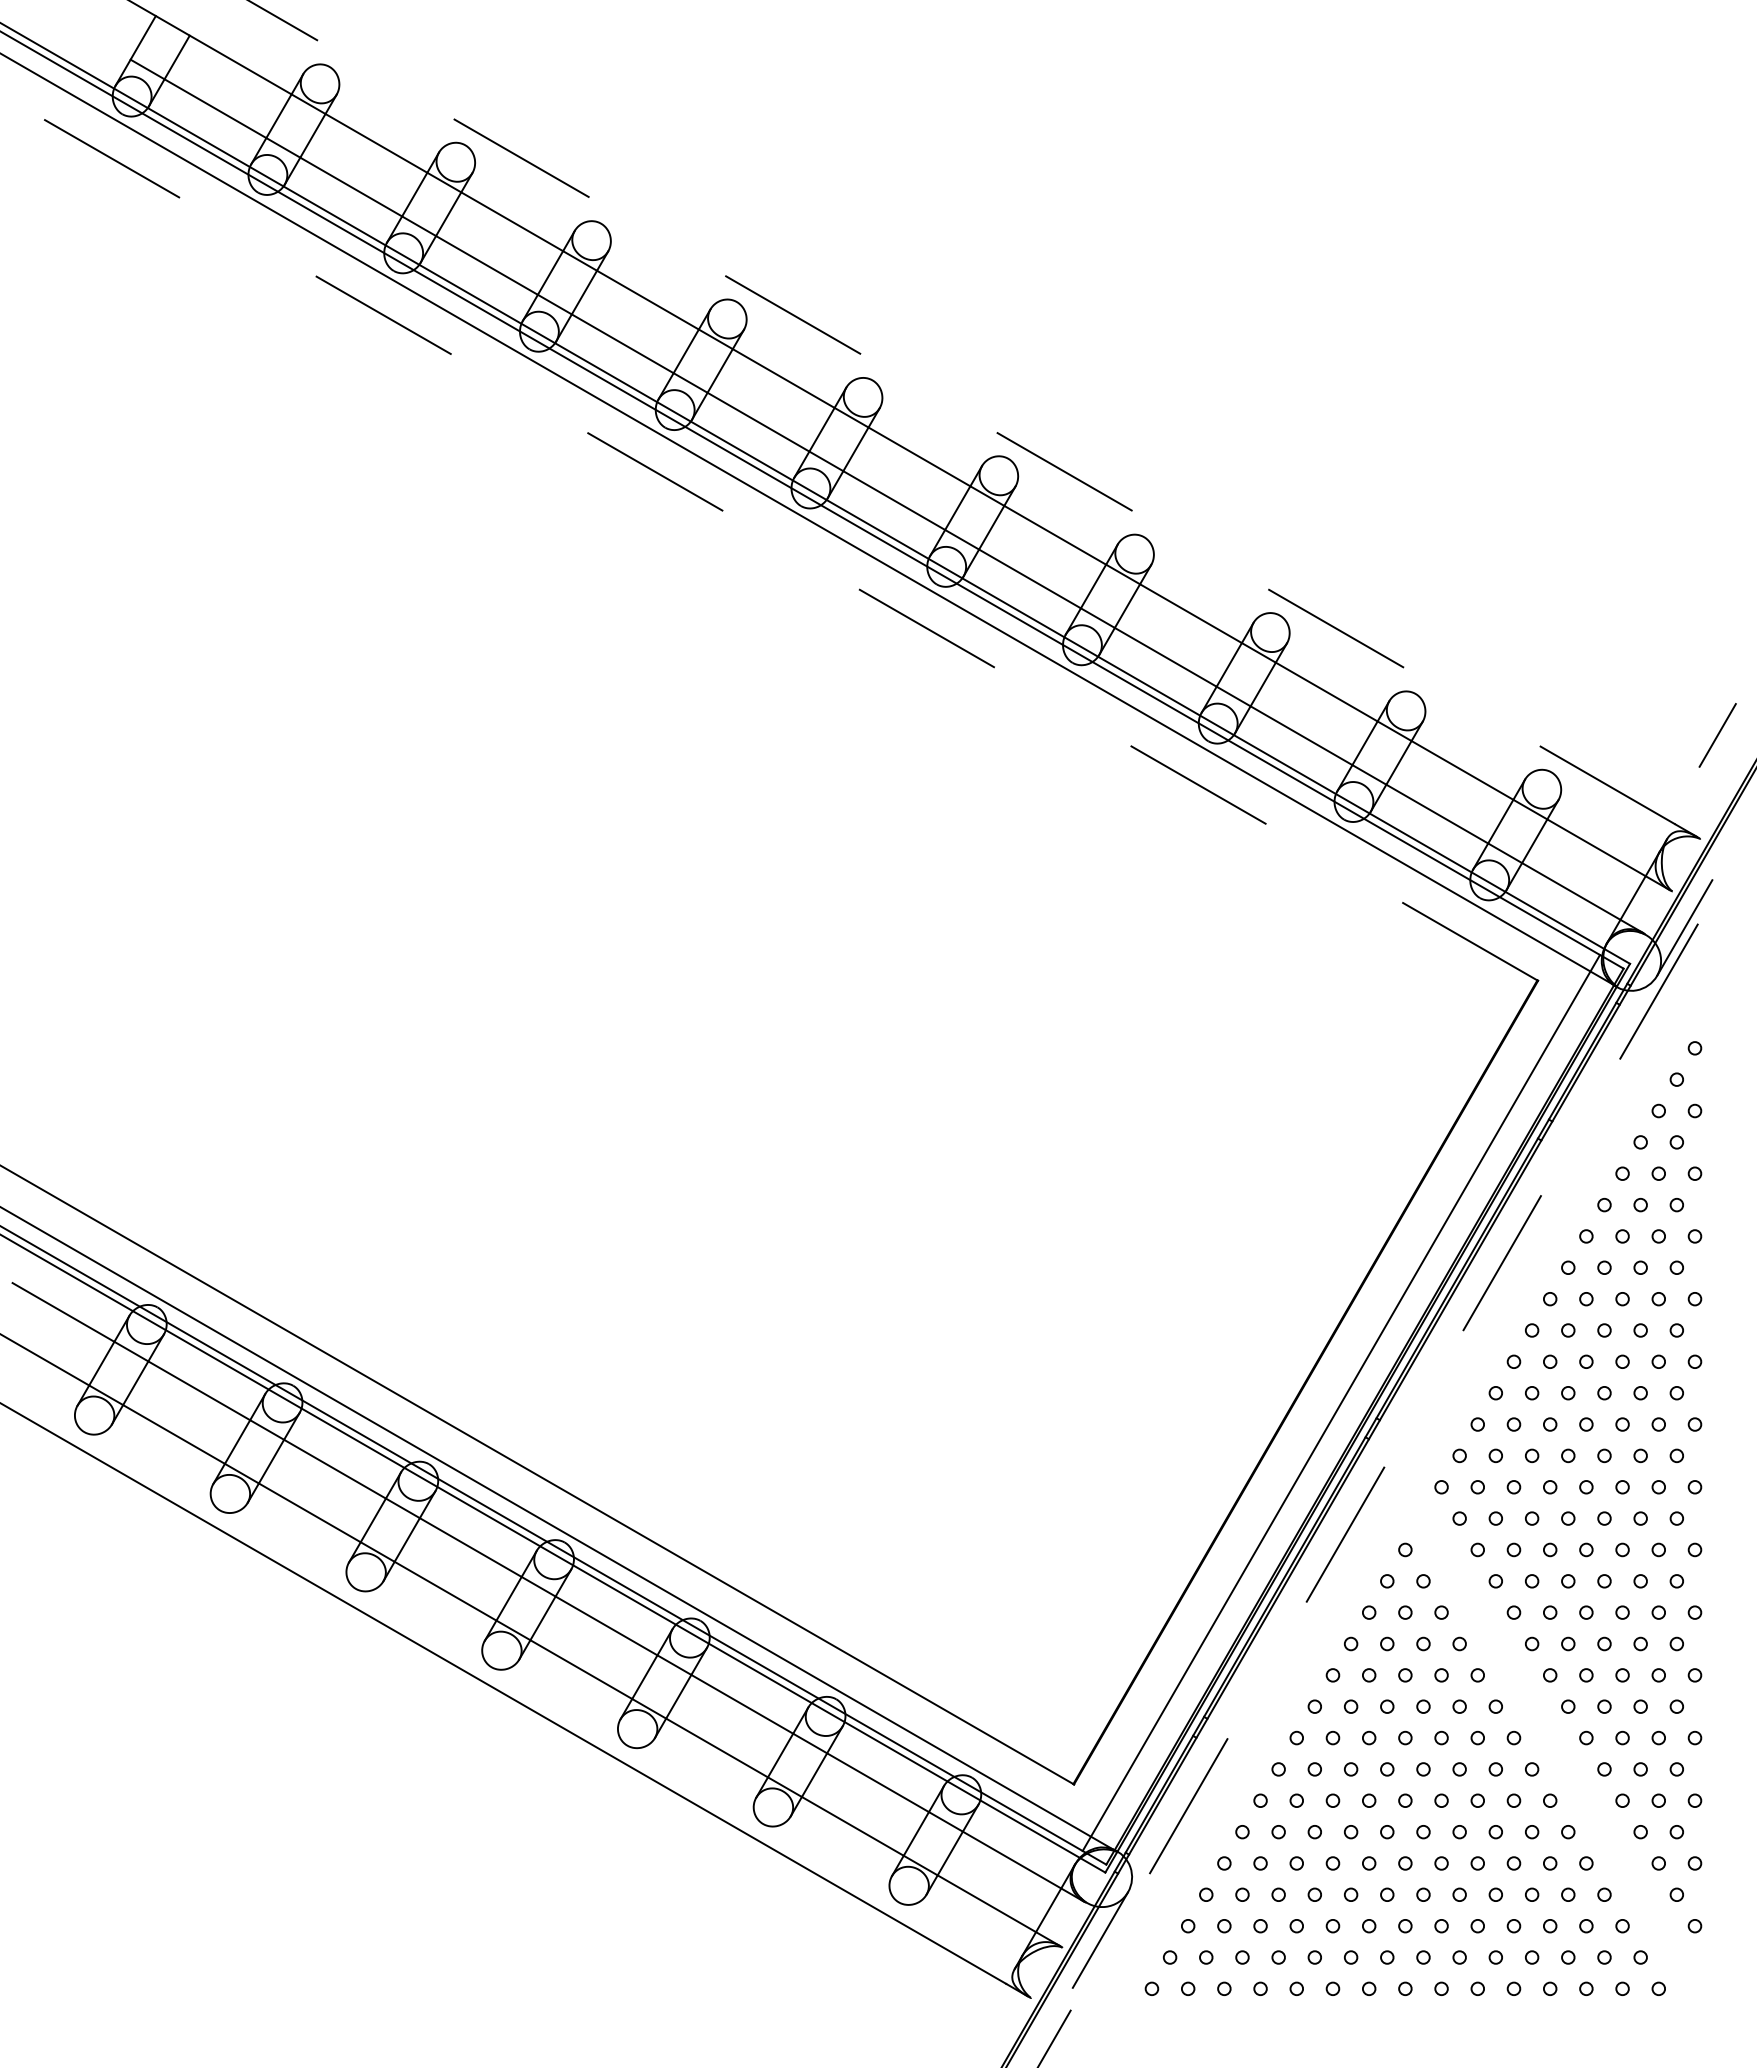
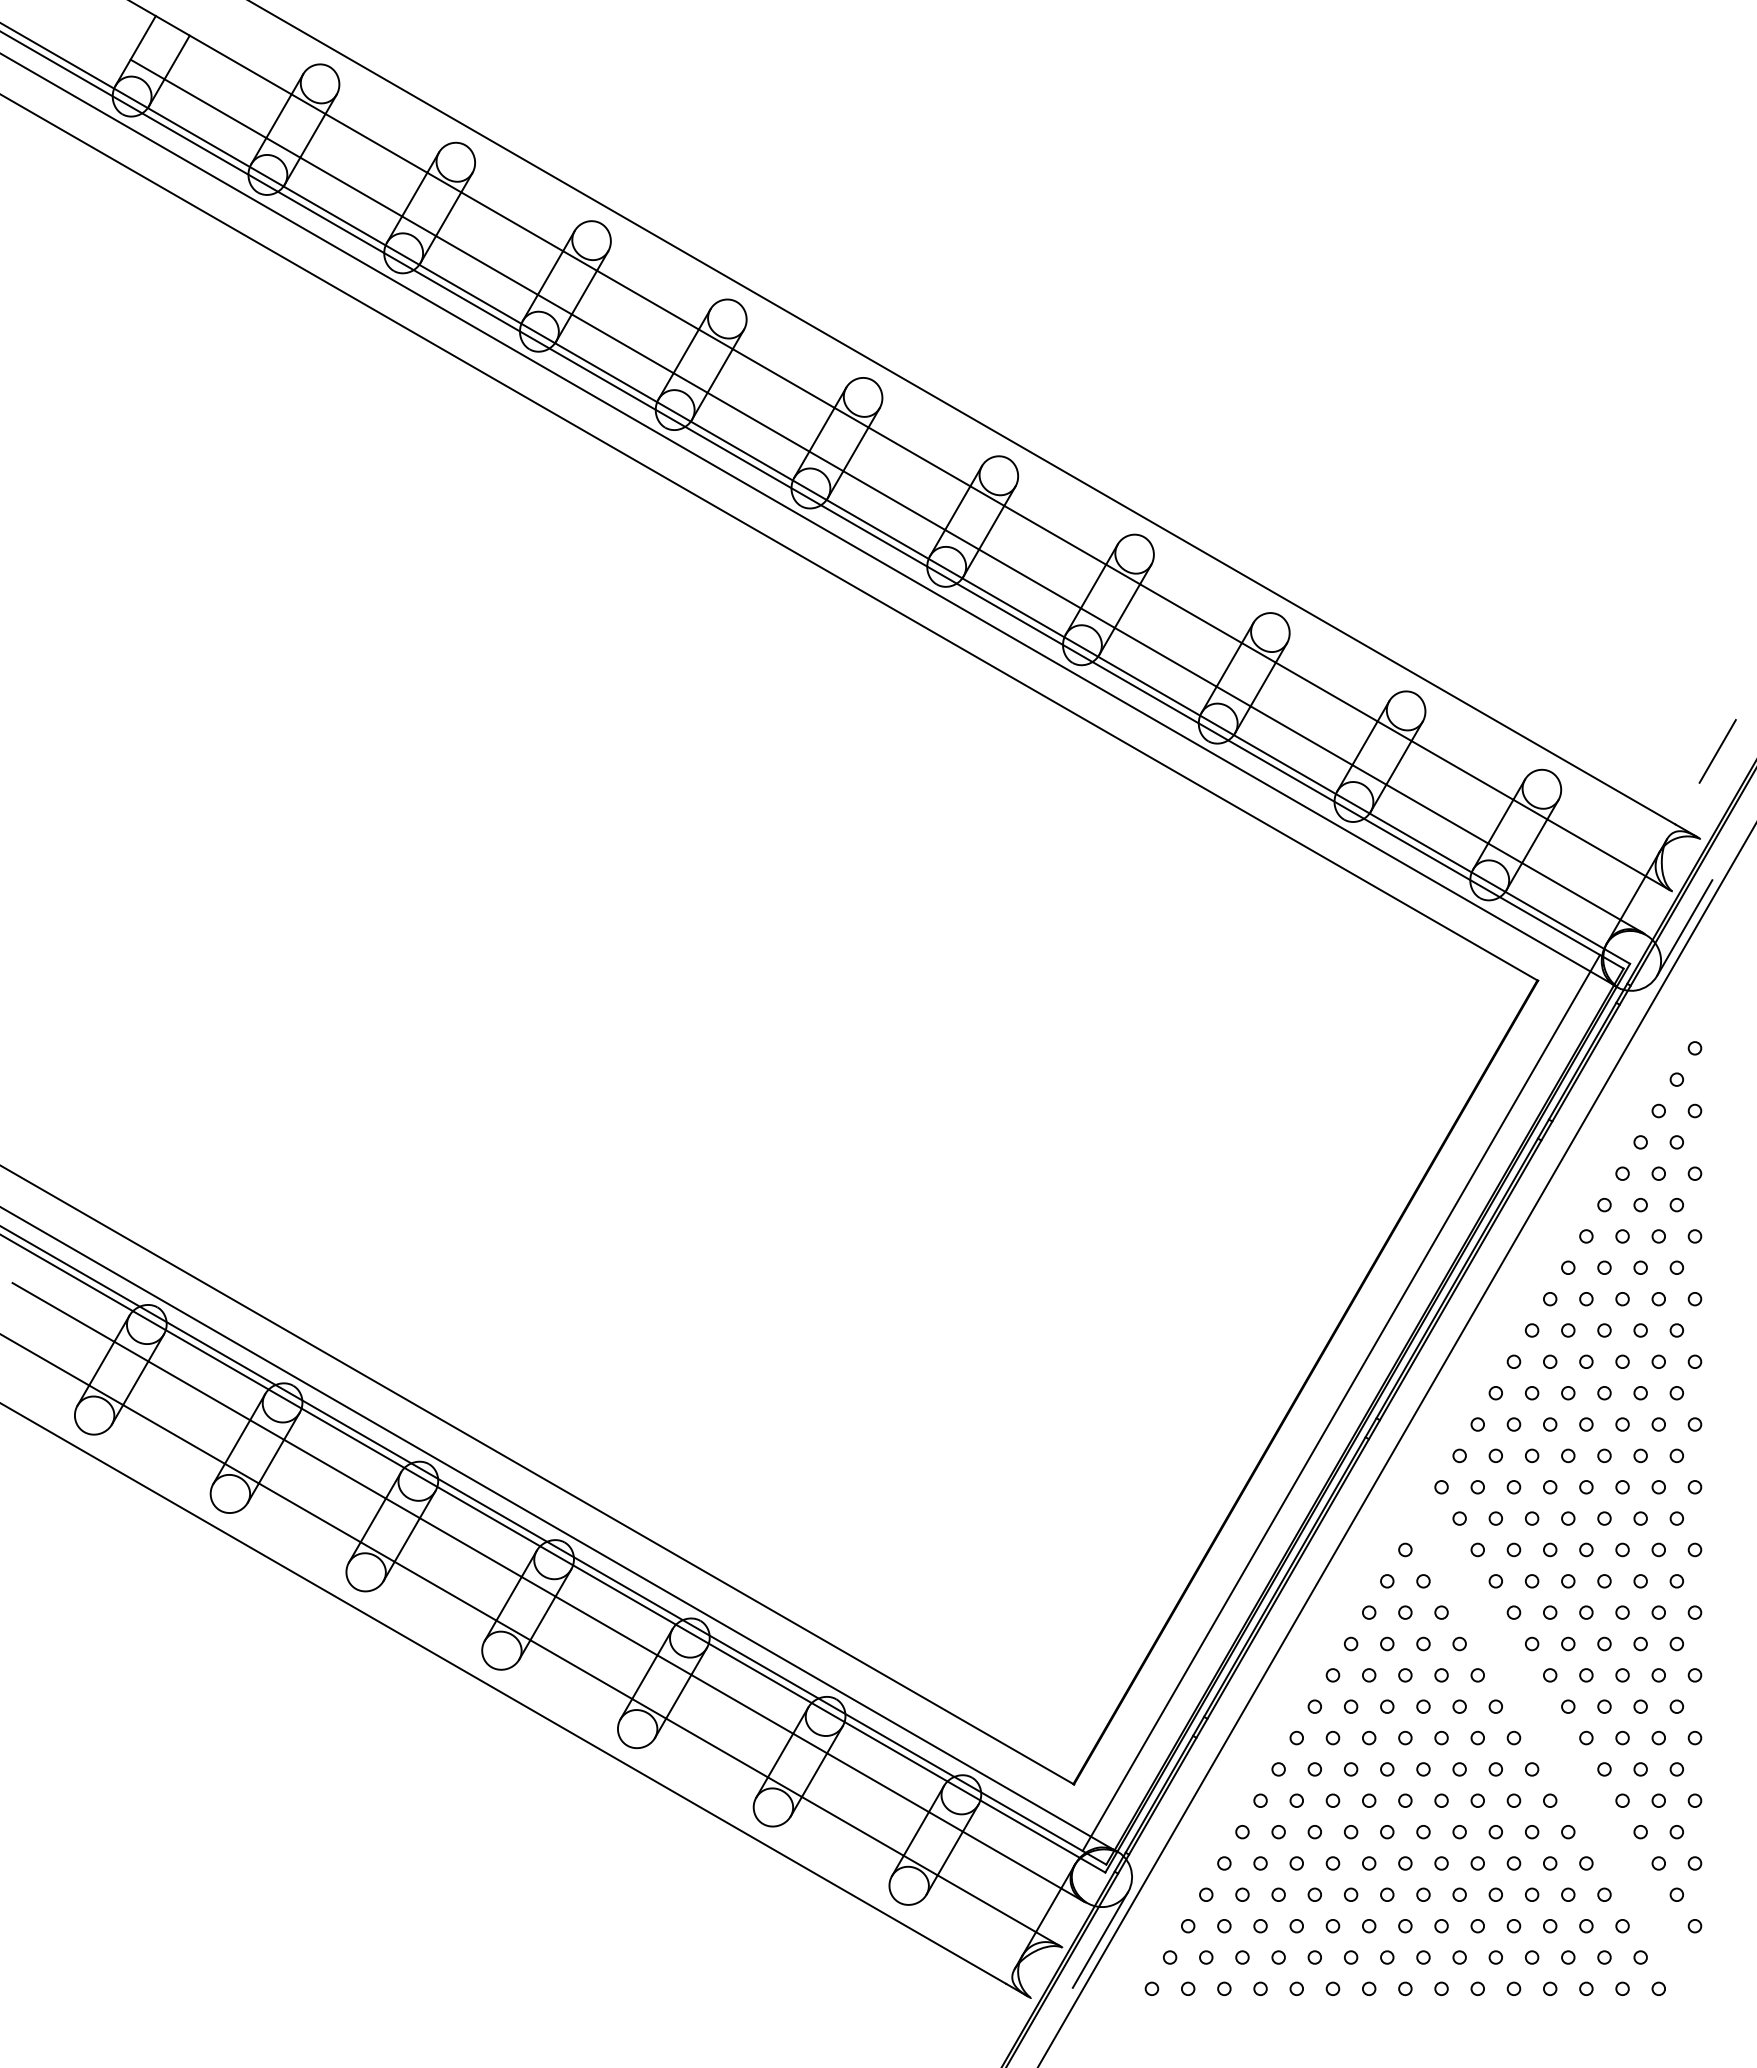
line: dashed -> solid (961, 412)
line: dashed -> solid (768, 537)
line position: (1717, 735) -> (1717, 751) (1717, 751)
line: dashed -> solid (1397, 1445)
